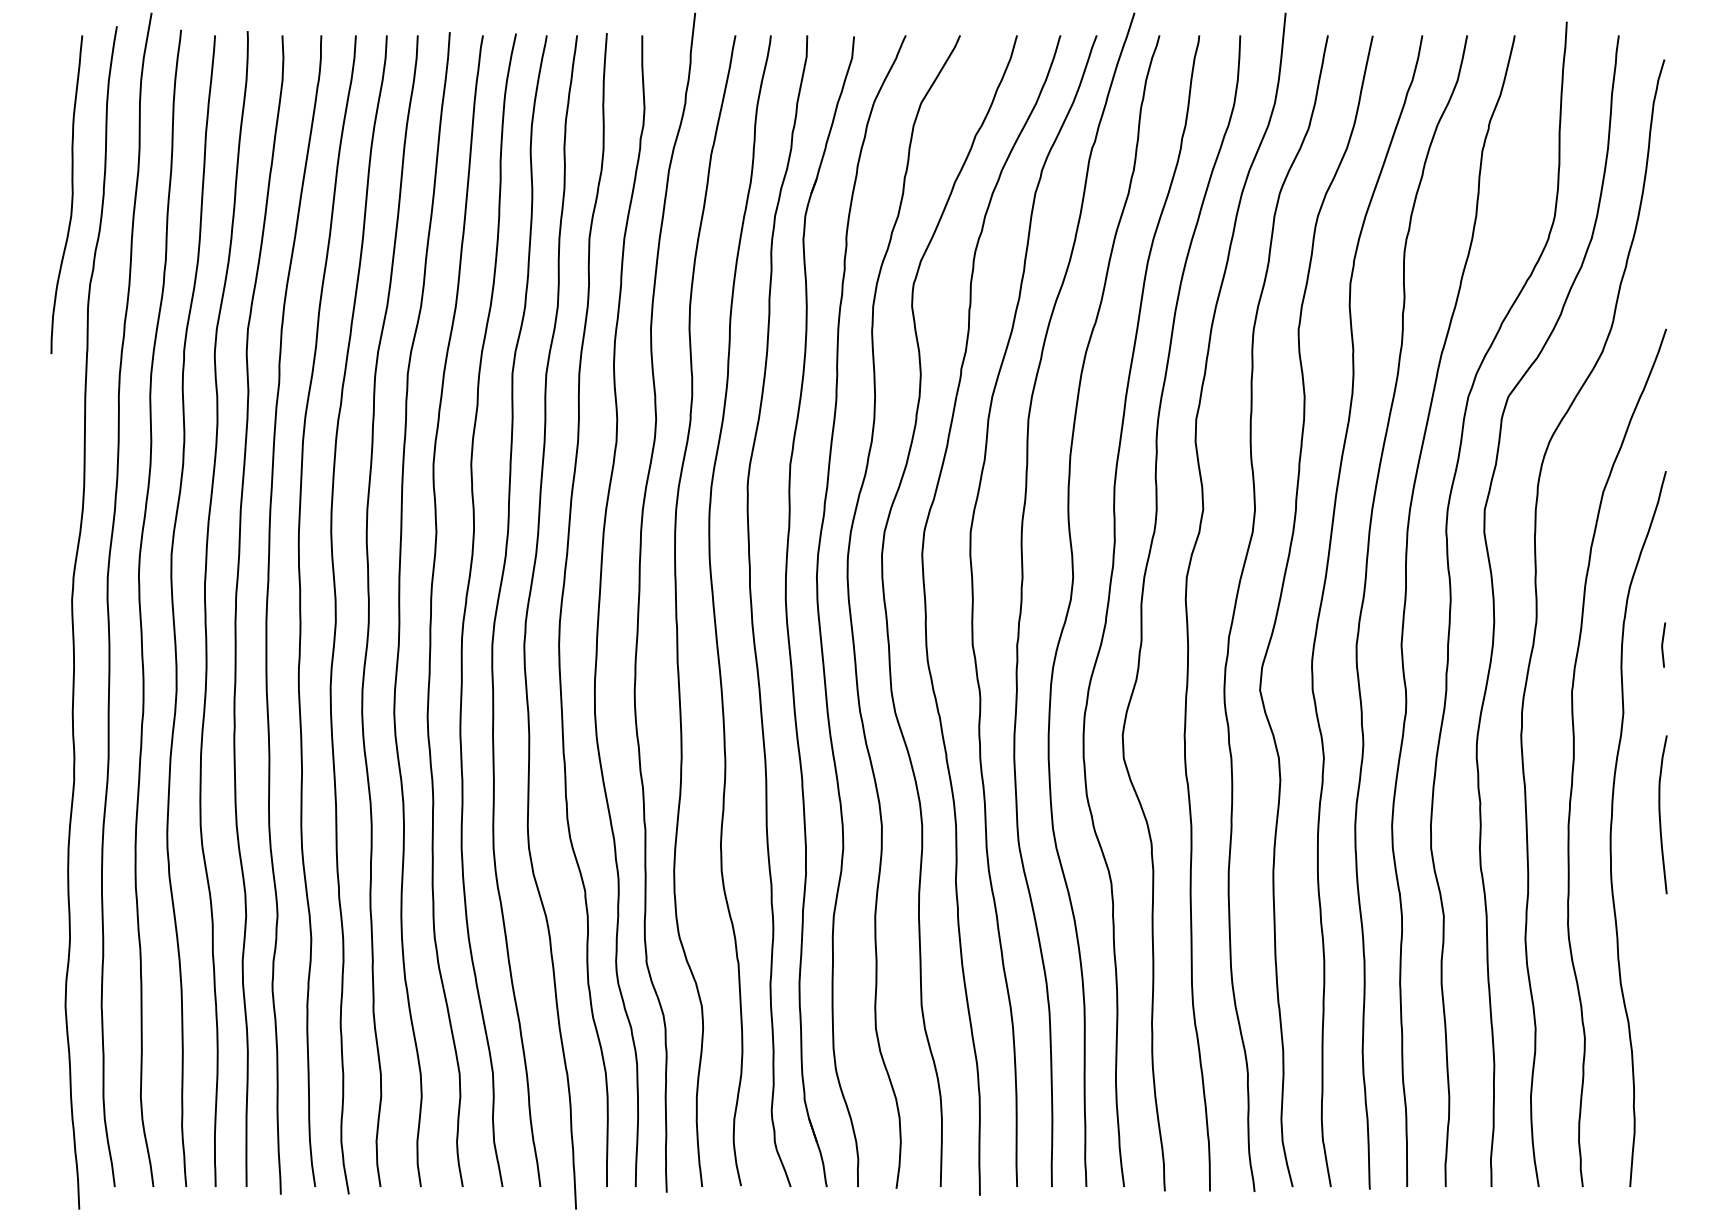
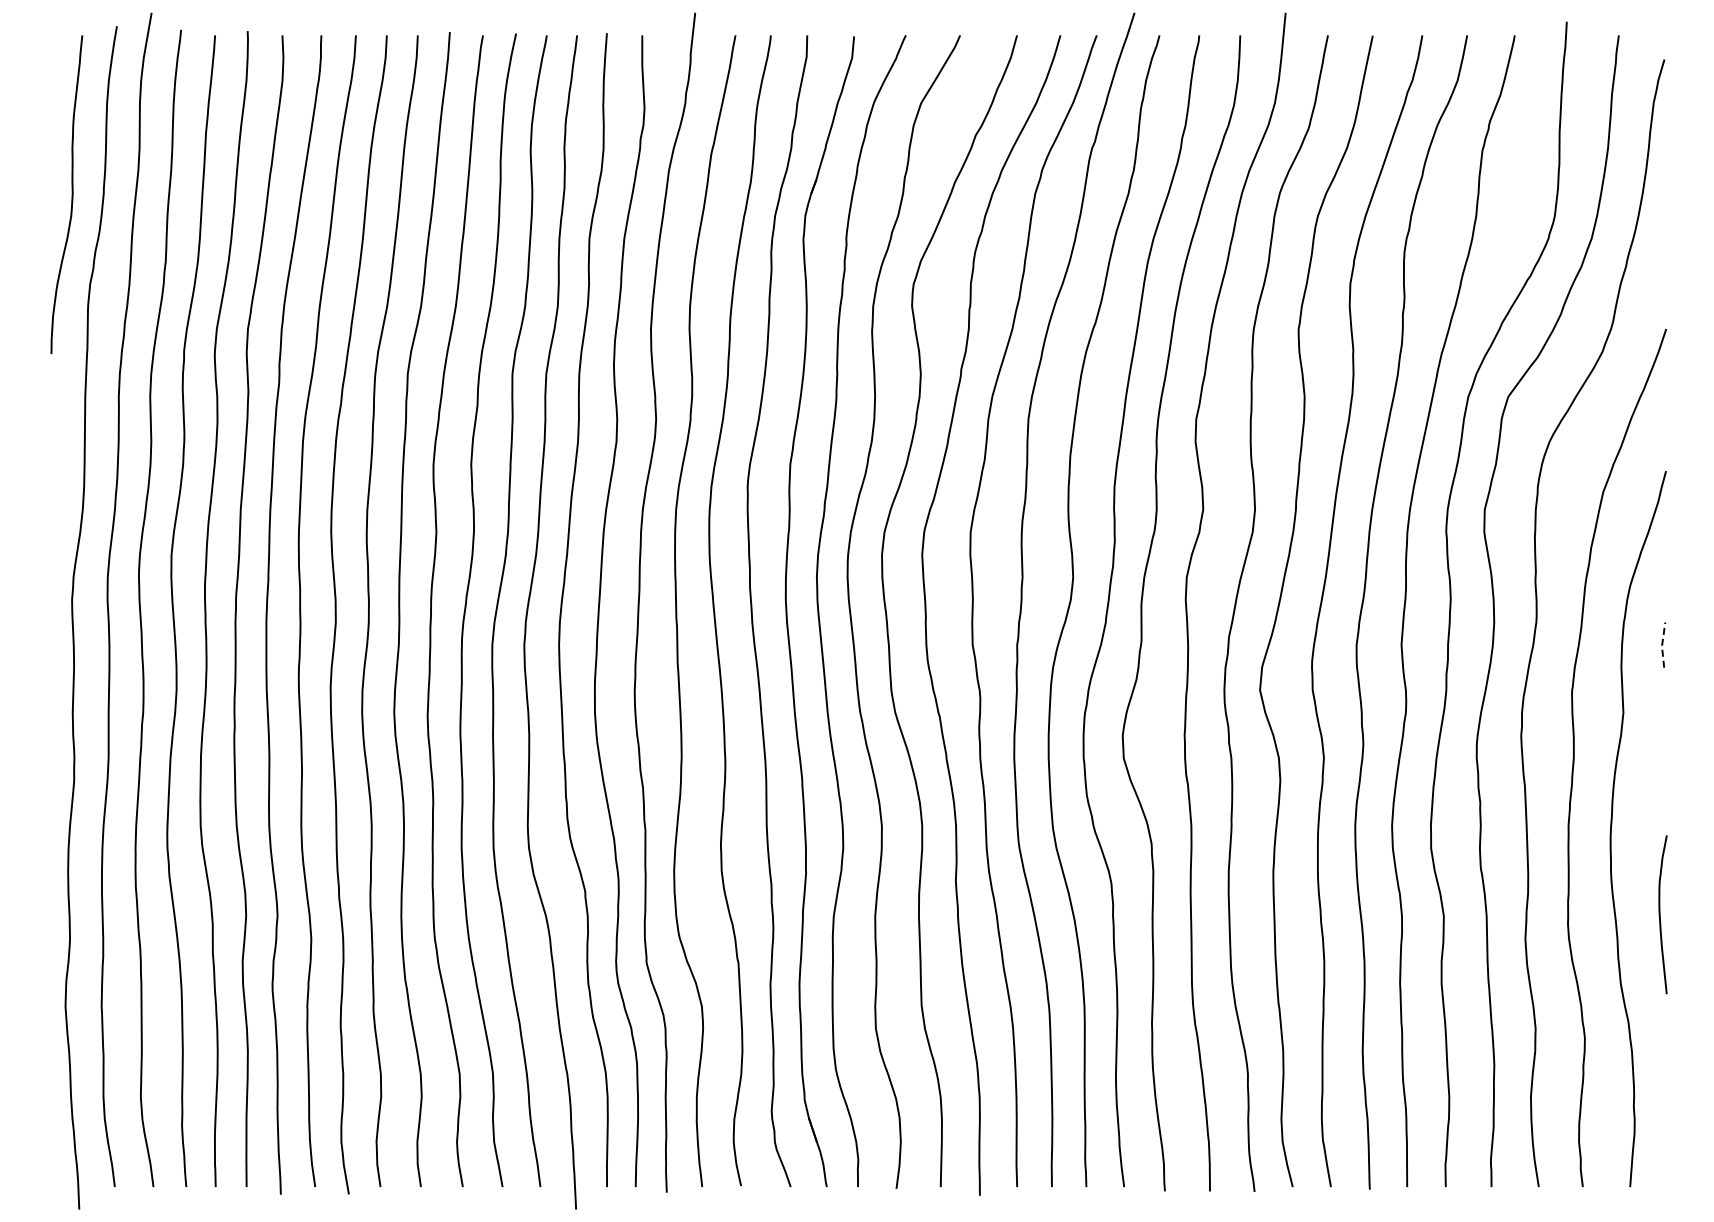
line: solid -> dashed (1662, 645)
curve position: (1660, 814) -> (1660, 914) (1660, 914)
